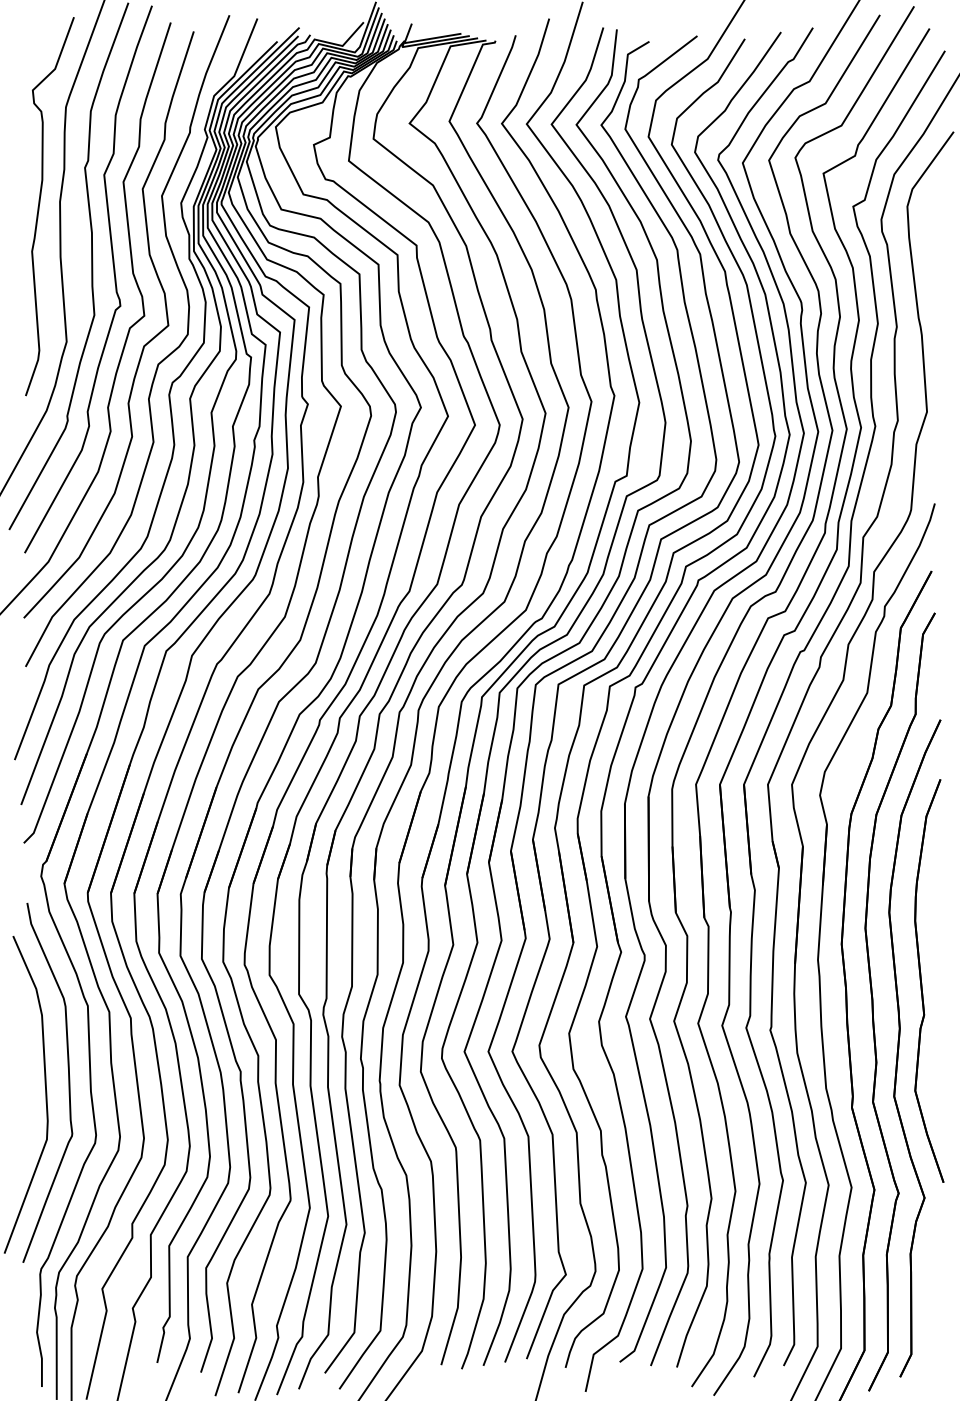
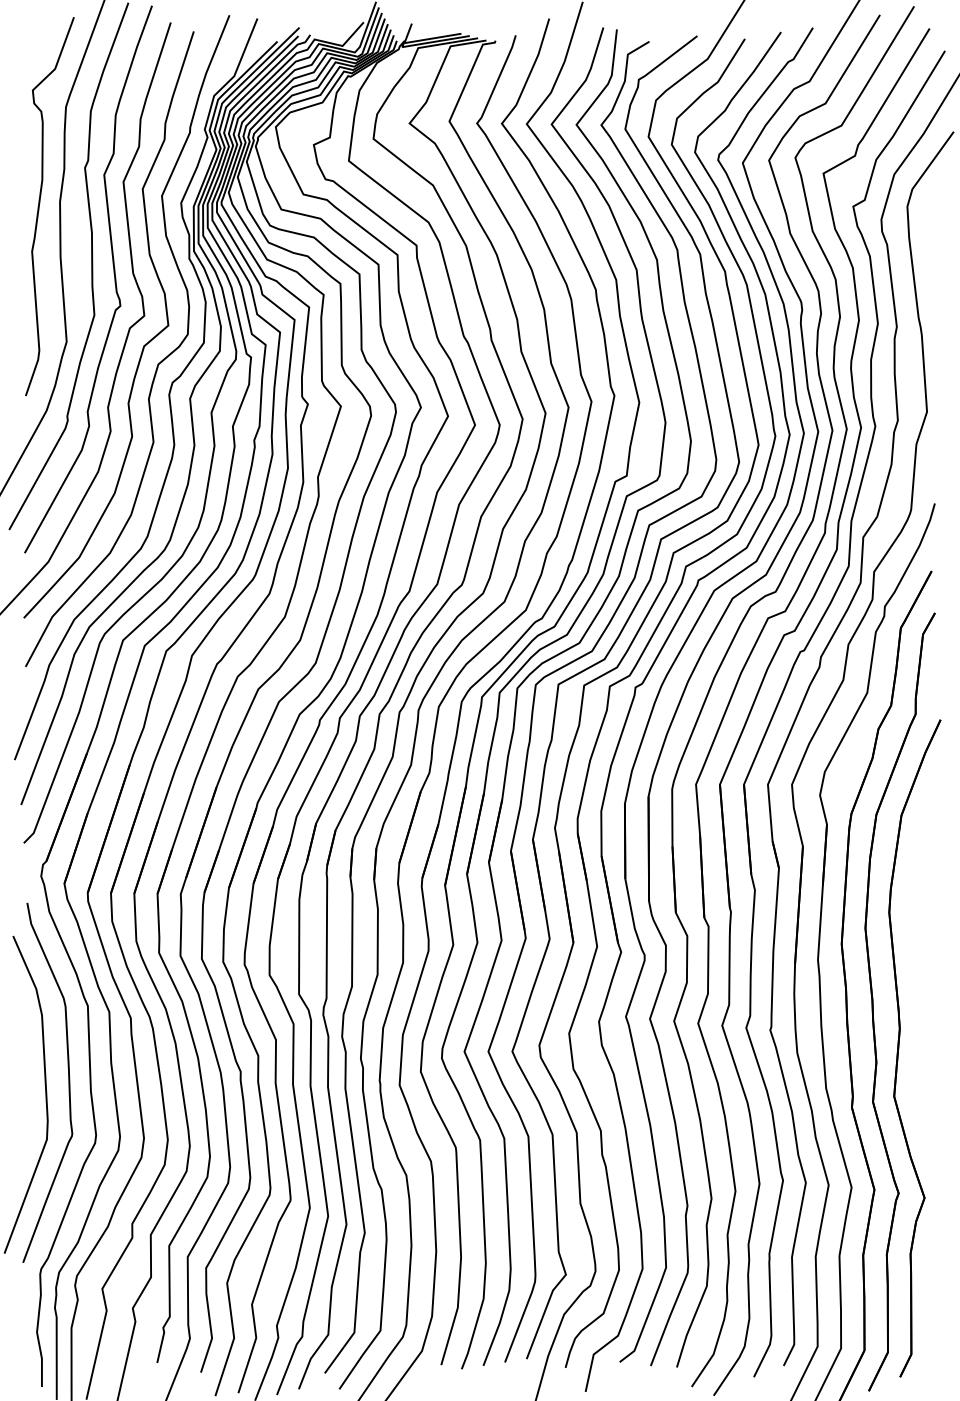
part: present -> none (922, 983)
